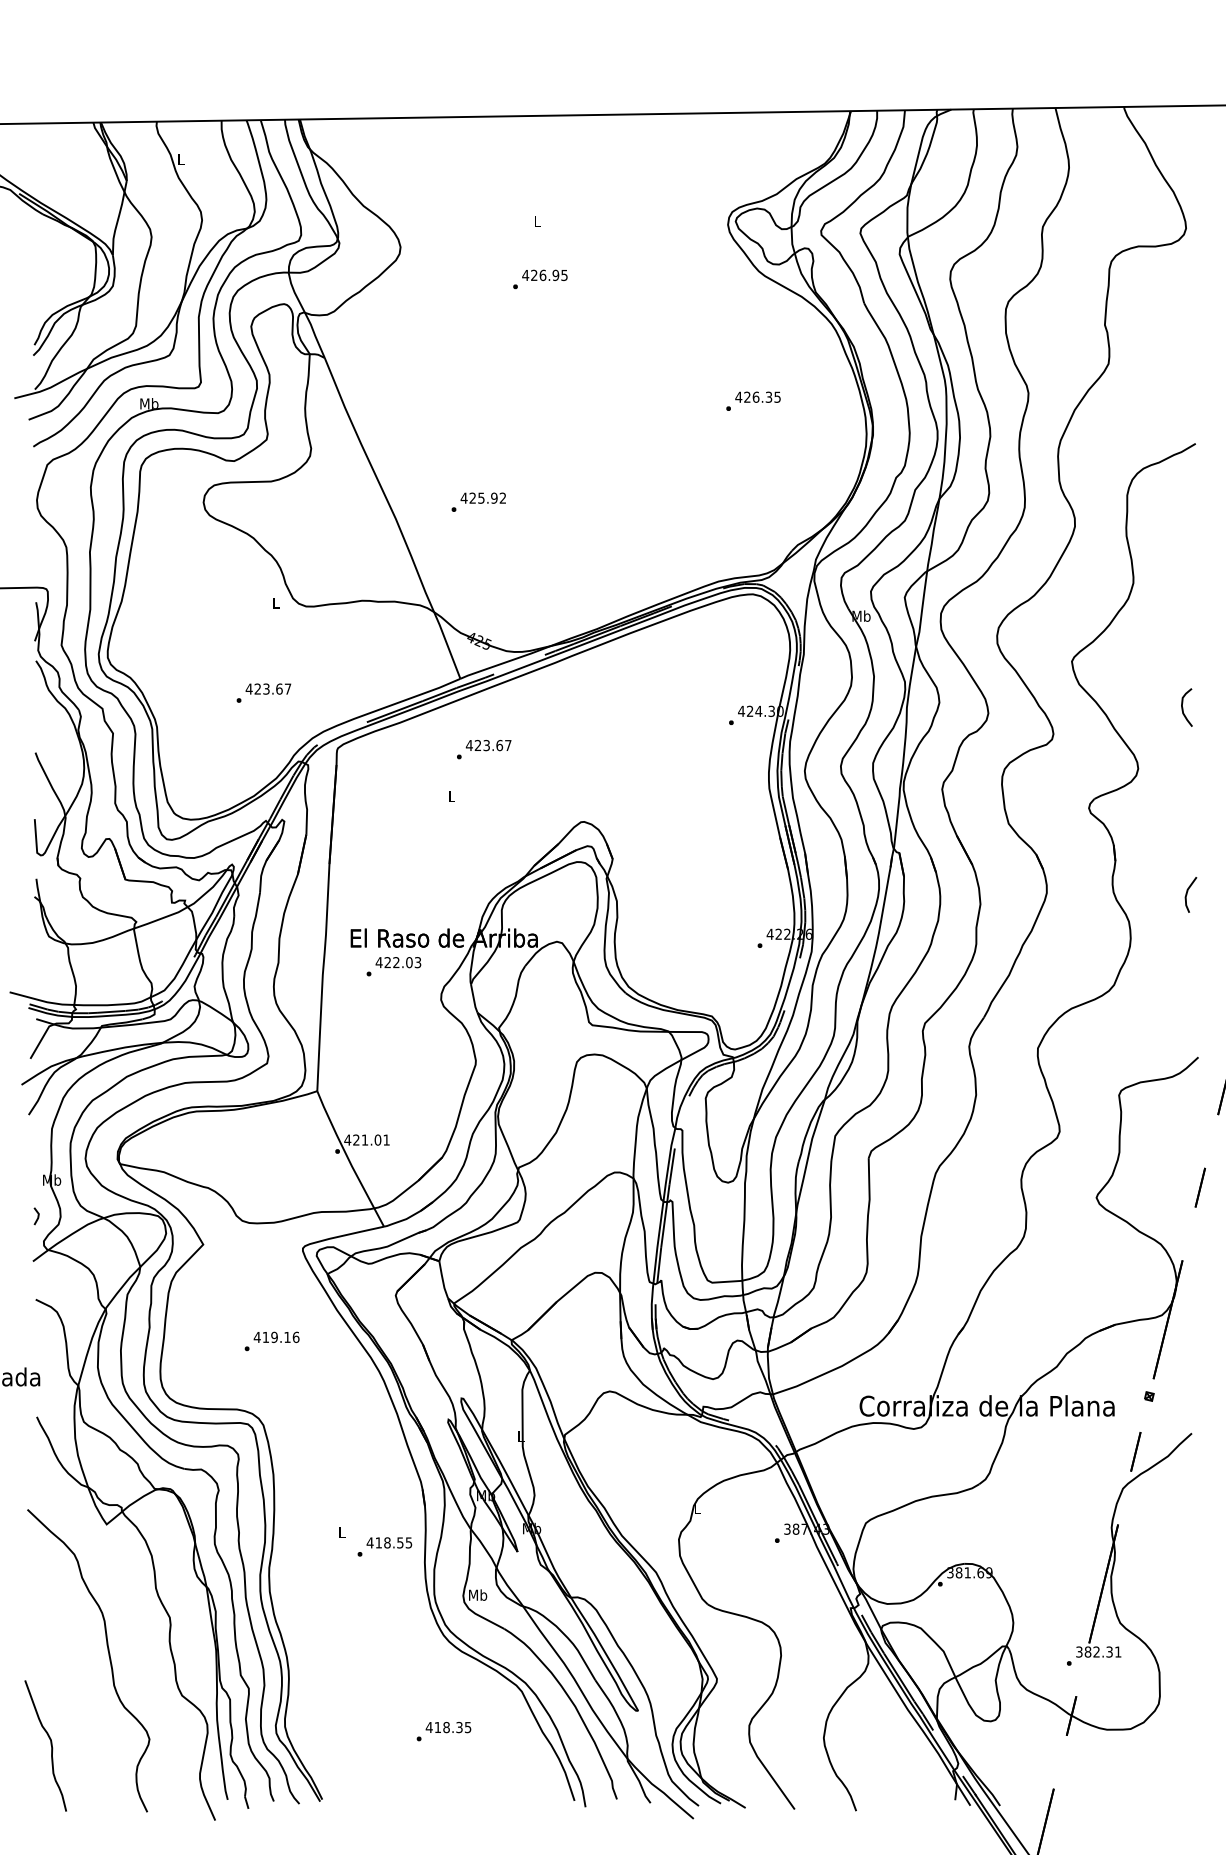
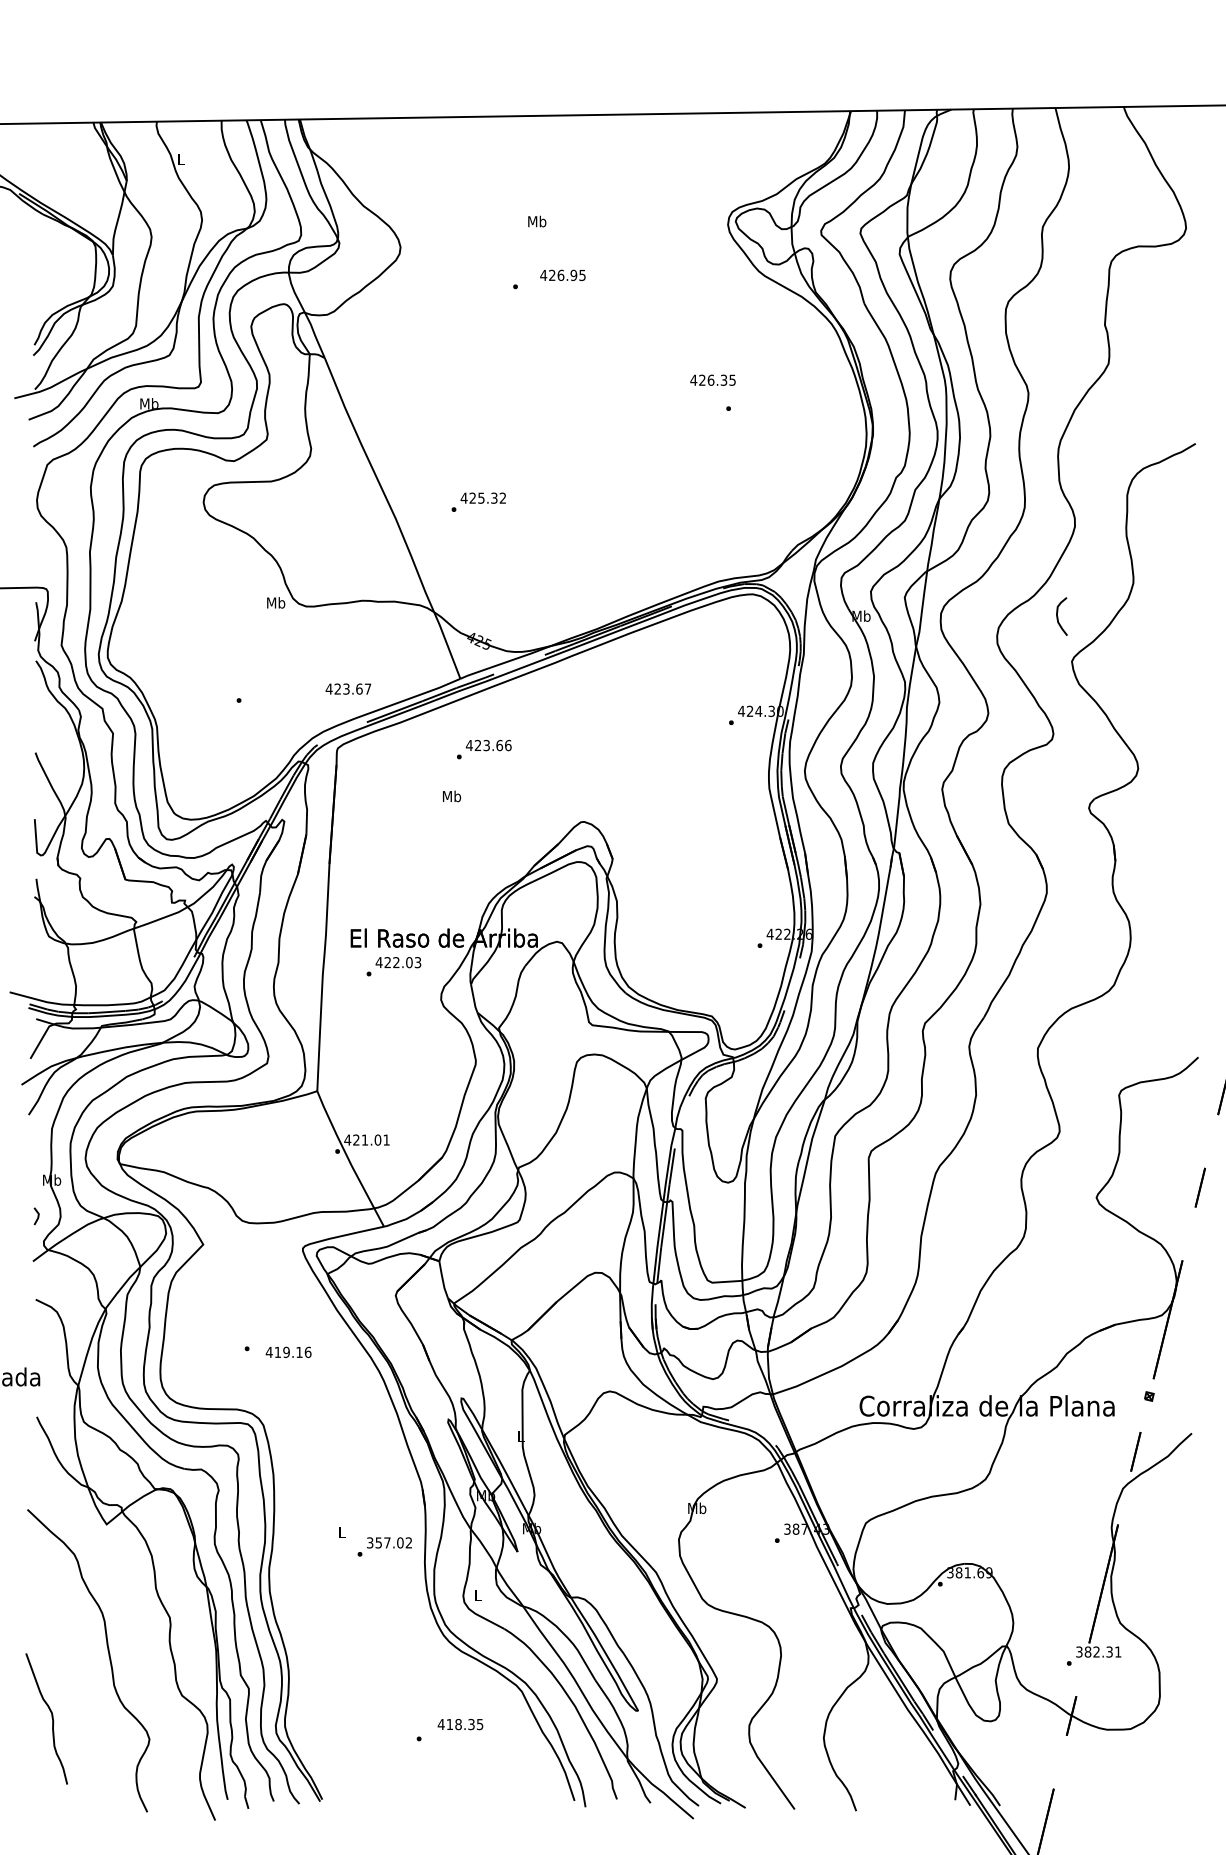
text: L -> Mb (537, 221)
text position: (544, 274) -> (562, 274) (562, 274)
text position: (757, 396) -> (712, 379) (712, 379)
text: 425.92 -> 425.32 (494, 497)
text: L -> Mb (276, 602)
text position: (268, 688) -> (348, 688) (348, 688)
curve position: (1183, 707) -> (1058, 616) (1058, 616)
text: 423.67 -> 423.66 (508, 745)
text: L -> Mb (452, 796)
line: present -> none (1187, 894)
text position: (276, 1336) -> (288, 1351) (288, 1351)
text: L -> Mb (697, 1508)
text: 418.55 -> 357.02 (389, 1542)
text: Mb -> L (478, 1594)
text position: (448, 1727) -> (460, 1724) (460, 1724)
curve position: (50, 1745) -> (51, 1718) (51, 1718)
